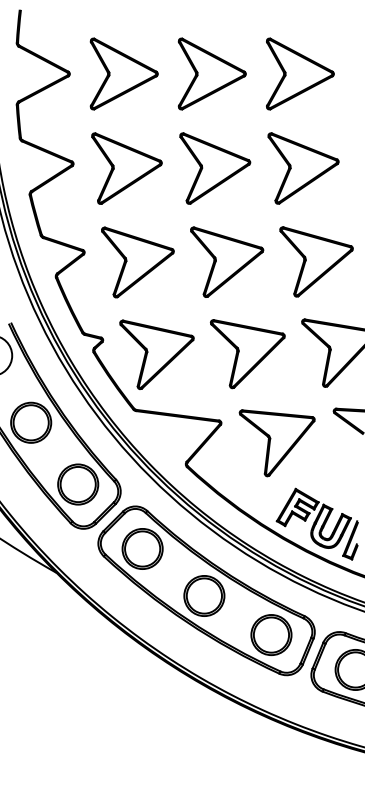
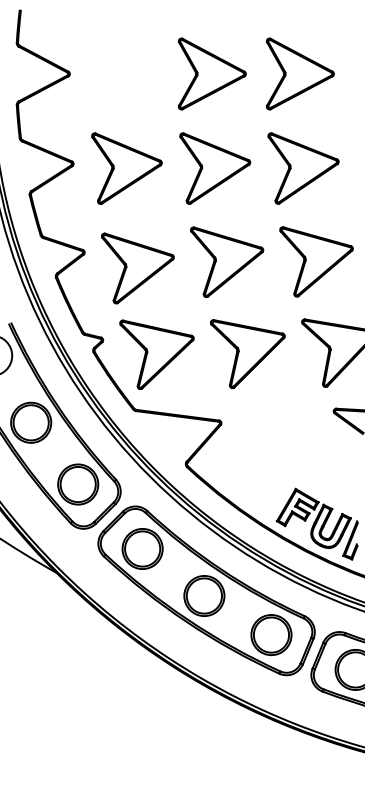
part: present -> none (123, 73)
part position: (137, 262) -> (137, 268) (137, 268)
part: present -> none (276, 443)
